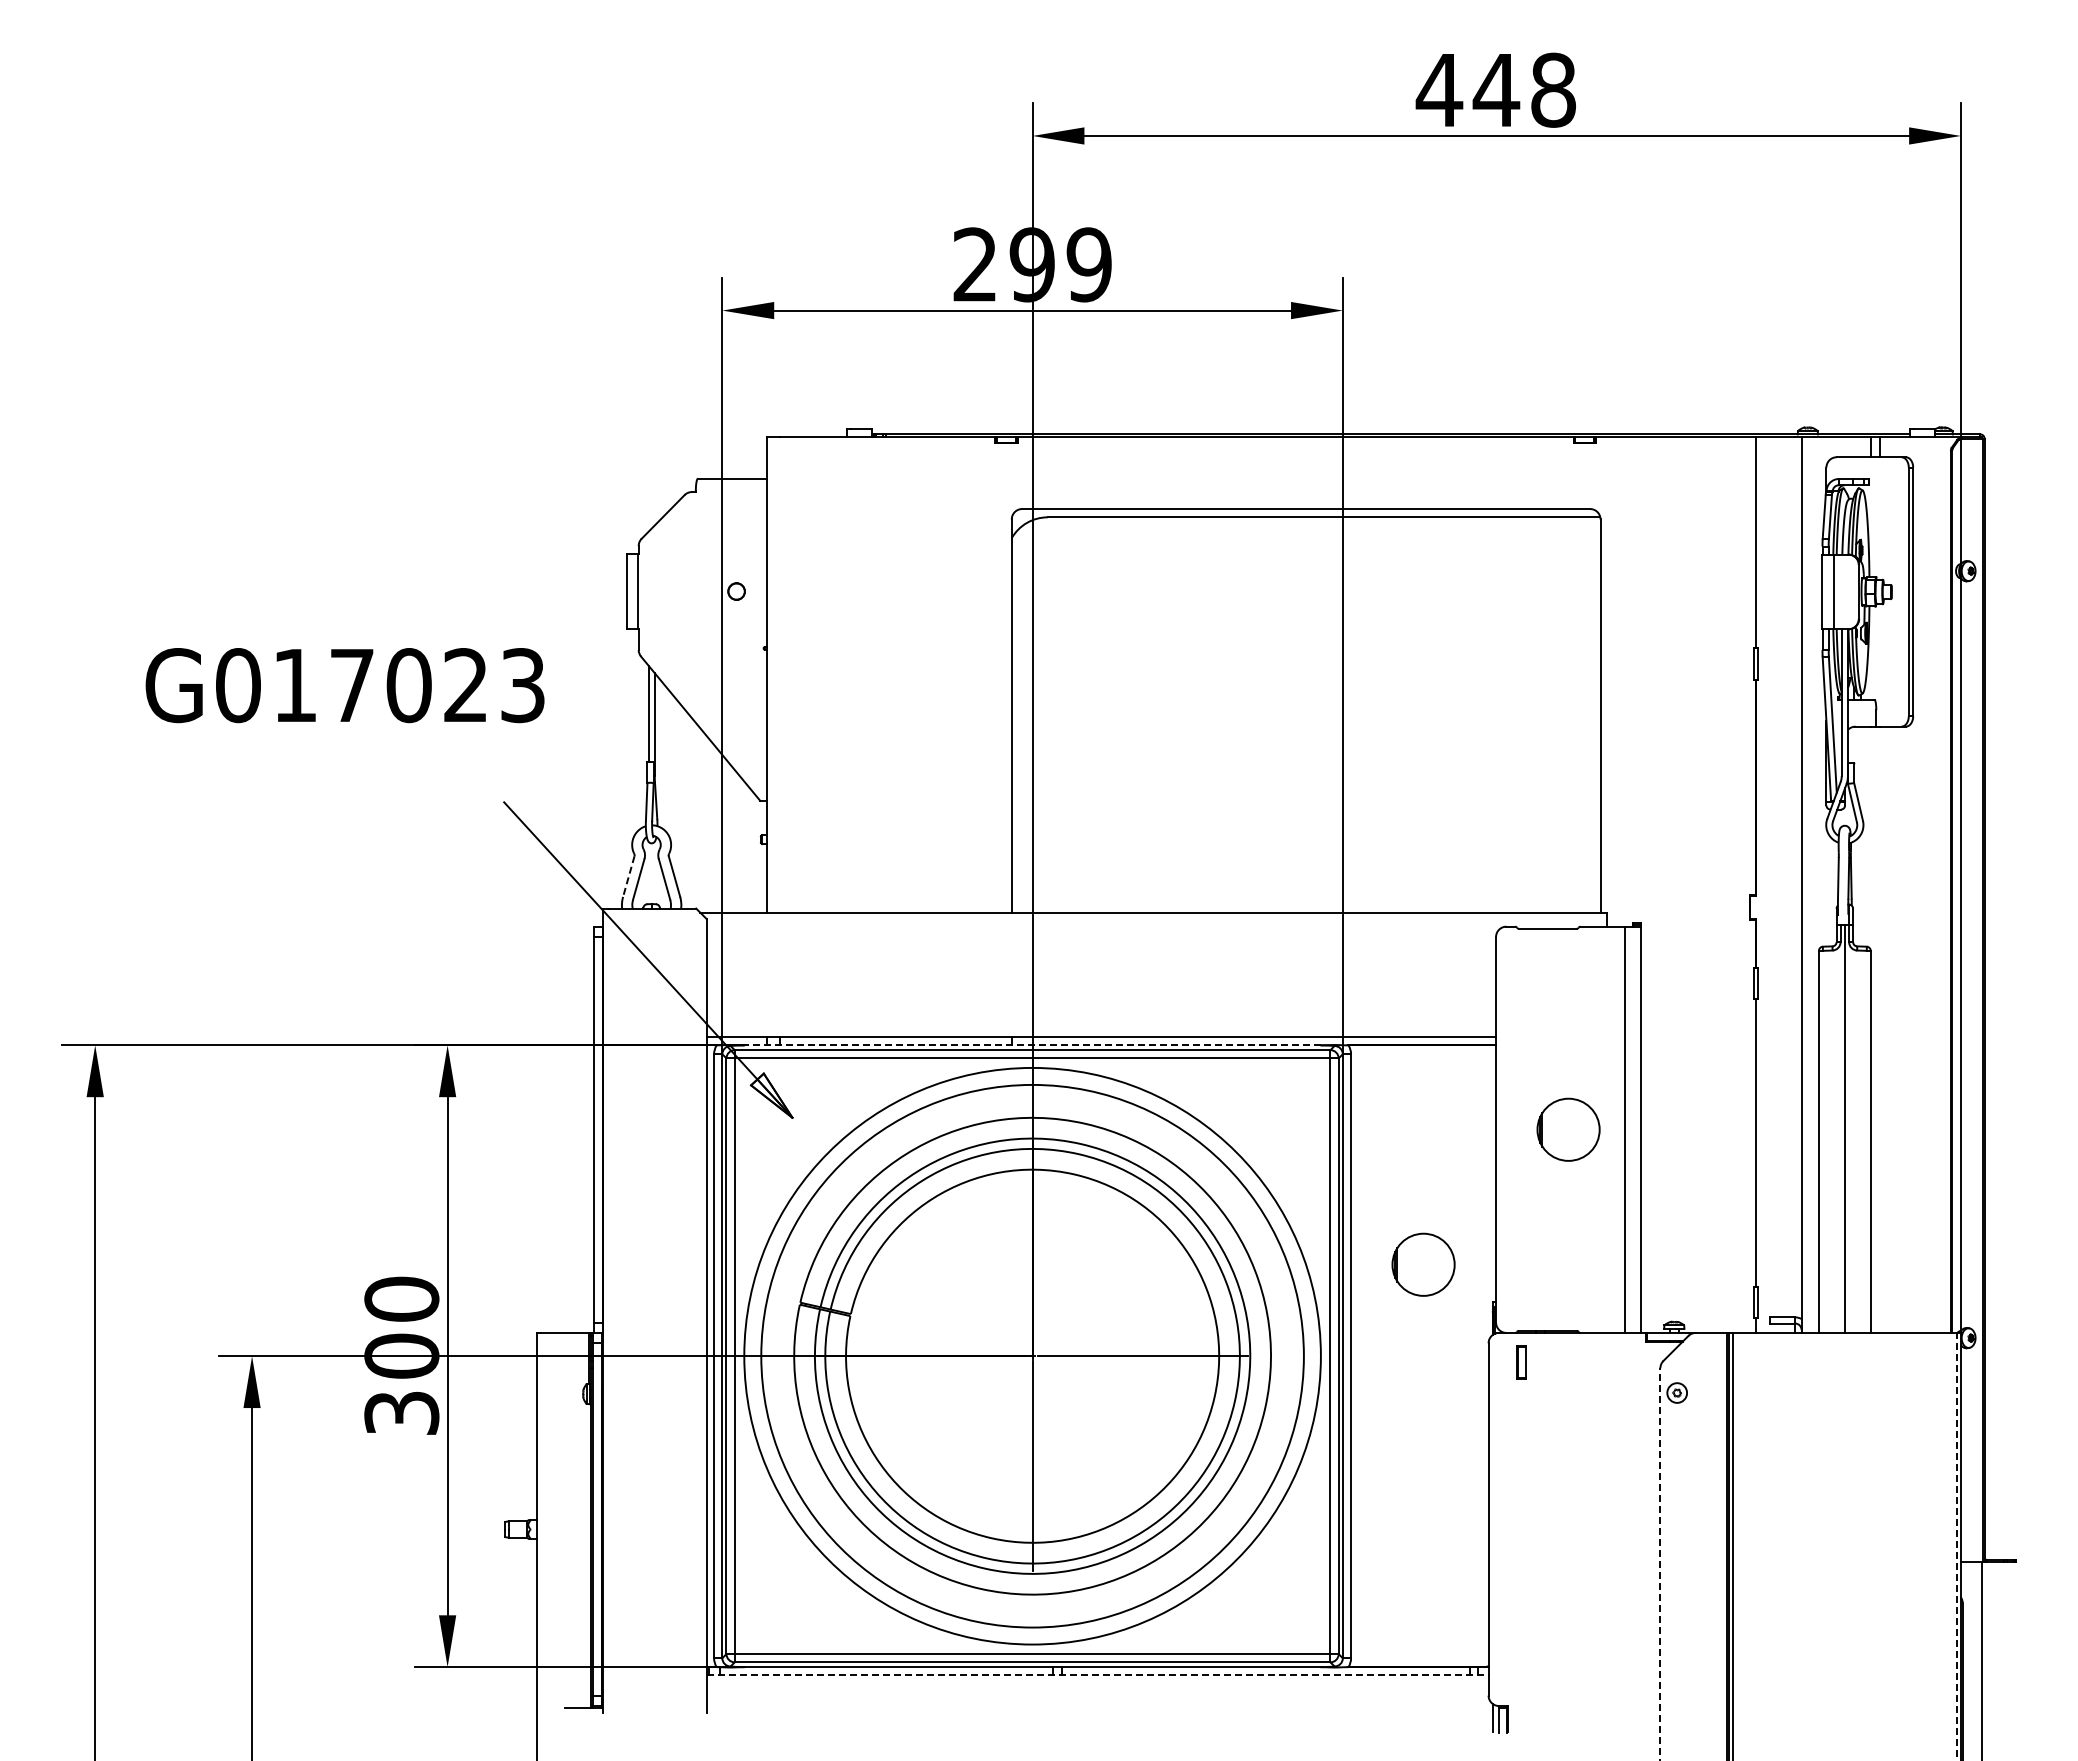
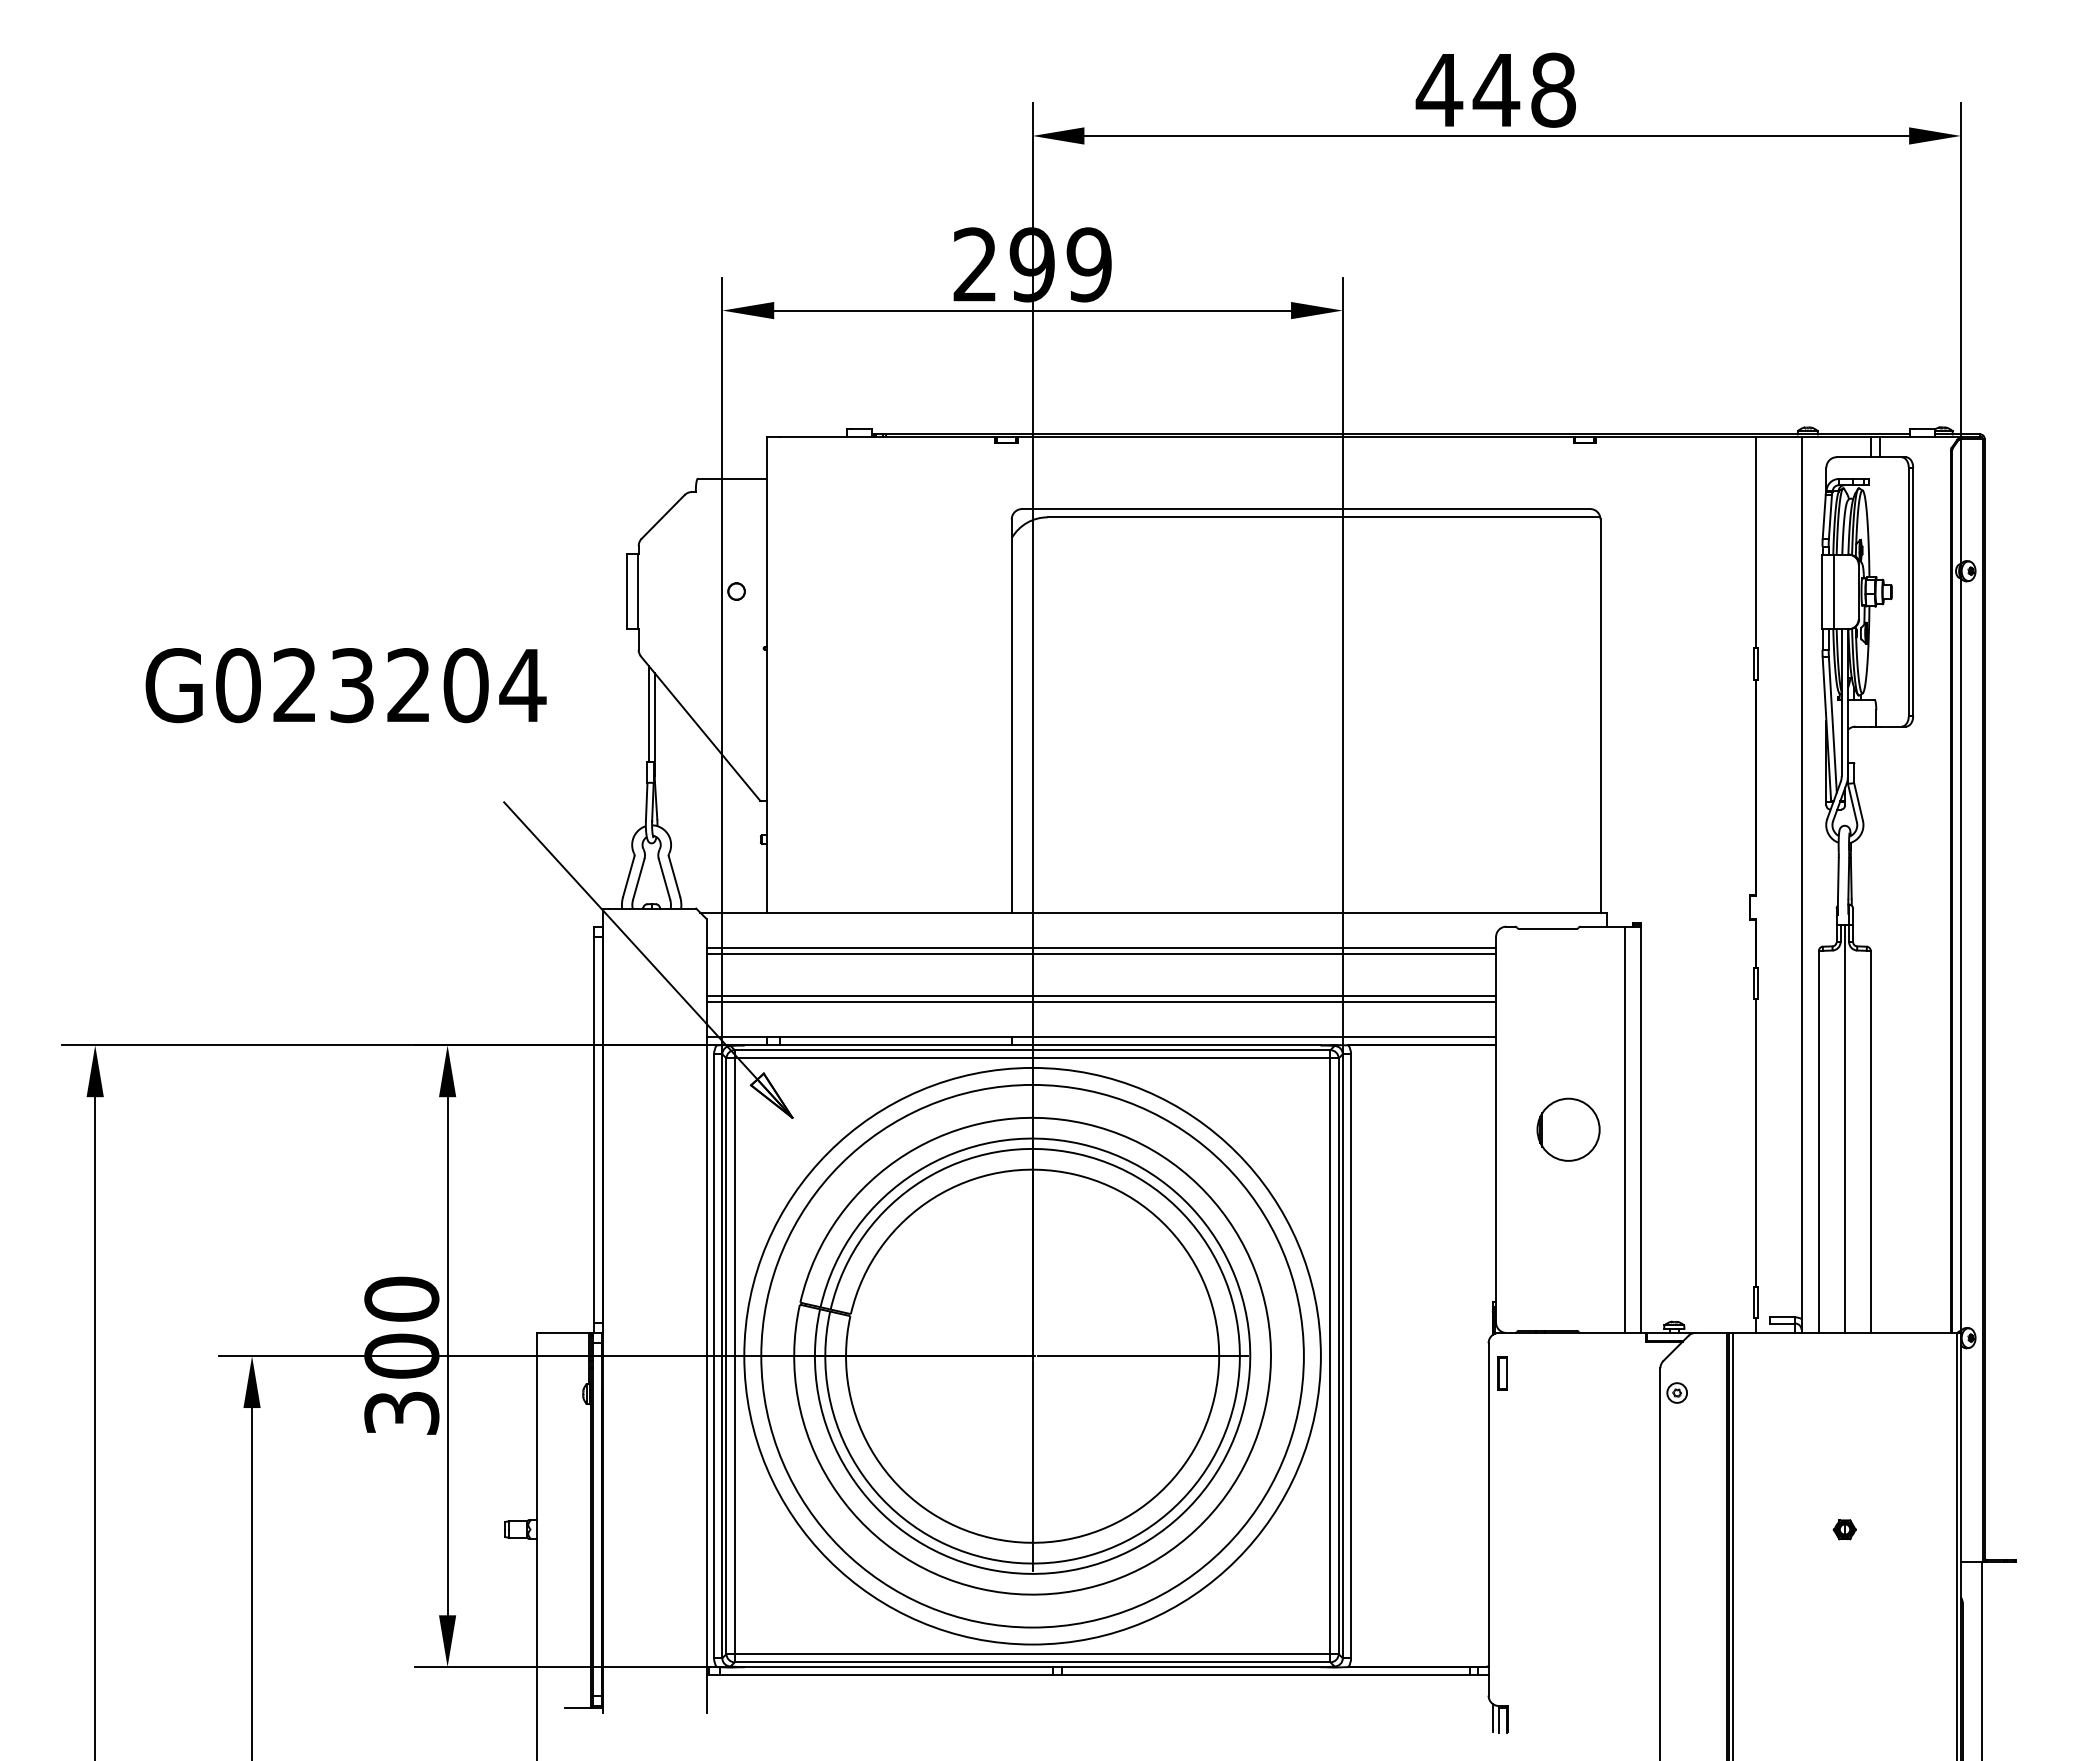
text: G017023 -> G023204 (409, 685)
line: dashed -> solid (628, 877)
line: none -> present (1101, 947)
line: none -> present (1101, 954)
line: none -> present (1101, 995)
line: none -> present (1101, 1001)
line: dashed -> solid (1032, 1045)
part: present -> none (1423, 1264)
part position: (1521, 1362) -> (1502, 1373) (1502, 1373)
part: none -> present (1844, 1529)
line: dashed -> solid (1956, 1546)
line: dashed -> solid (1660, 1564)
line: dashed -> solid (1098, 1675)
